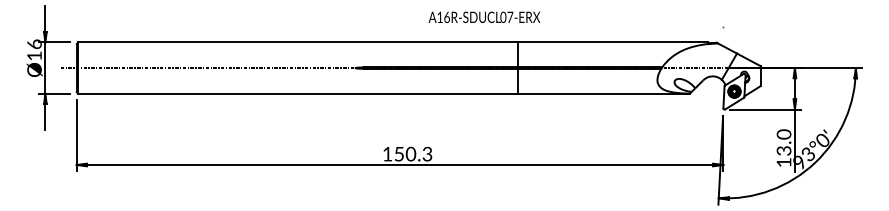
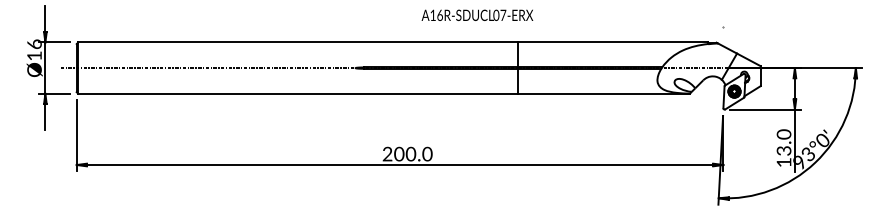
text position: (484, 16) -> (477, 14) (477, 14)
text: 150.3 -> 200.0 (407, 153)
